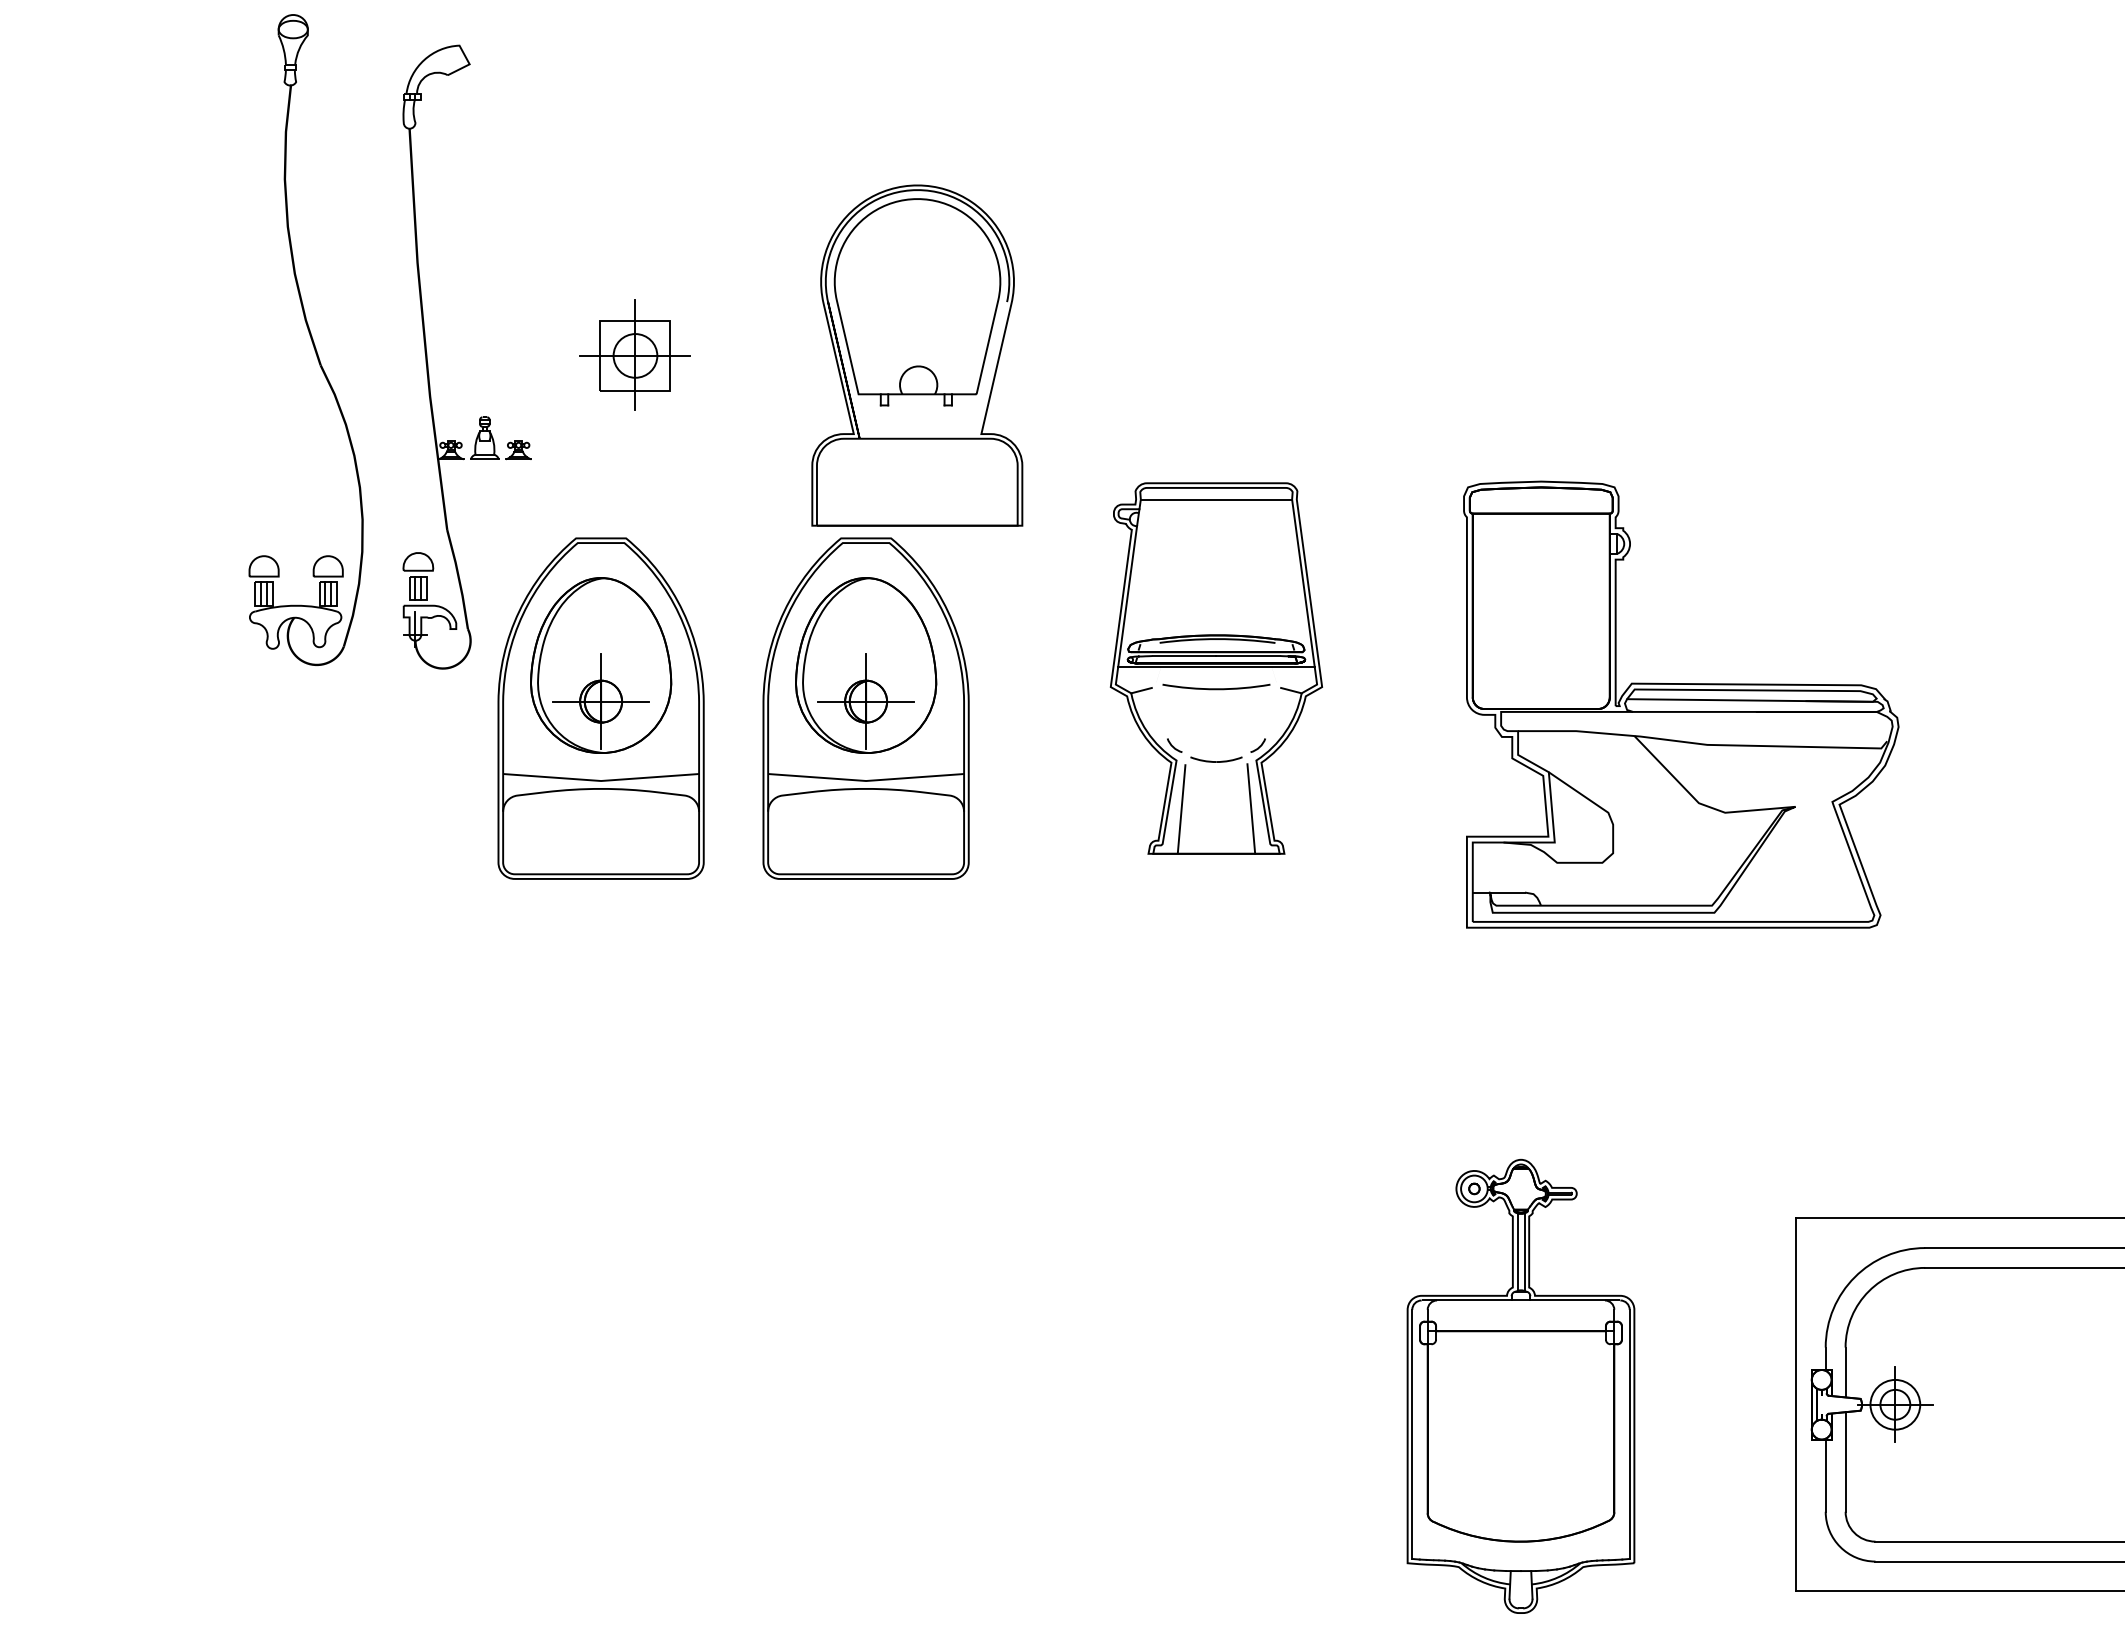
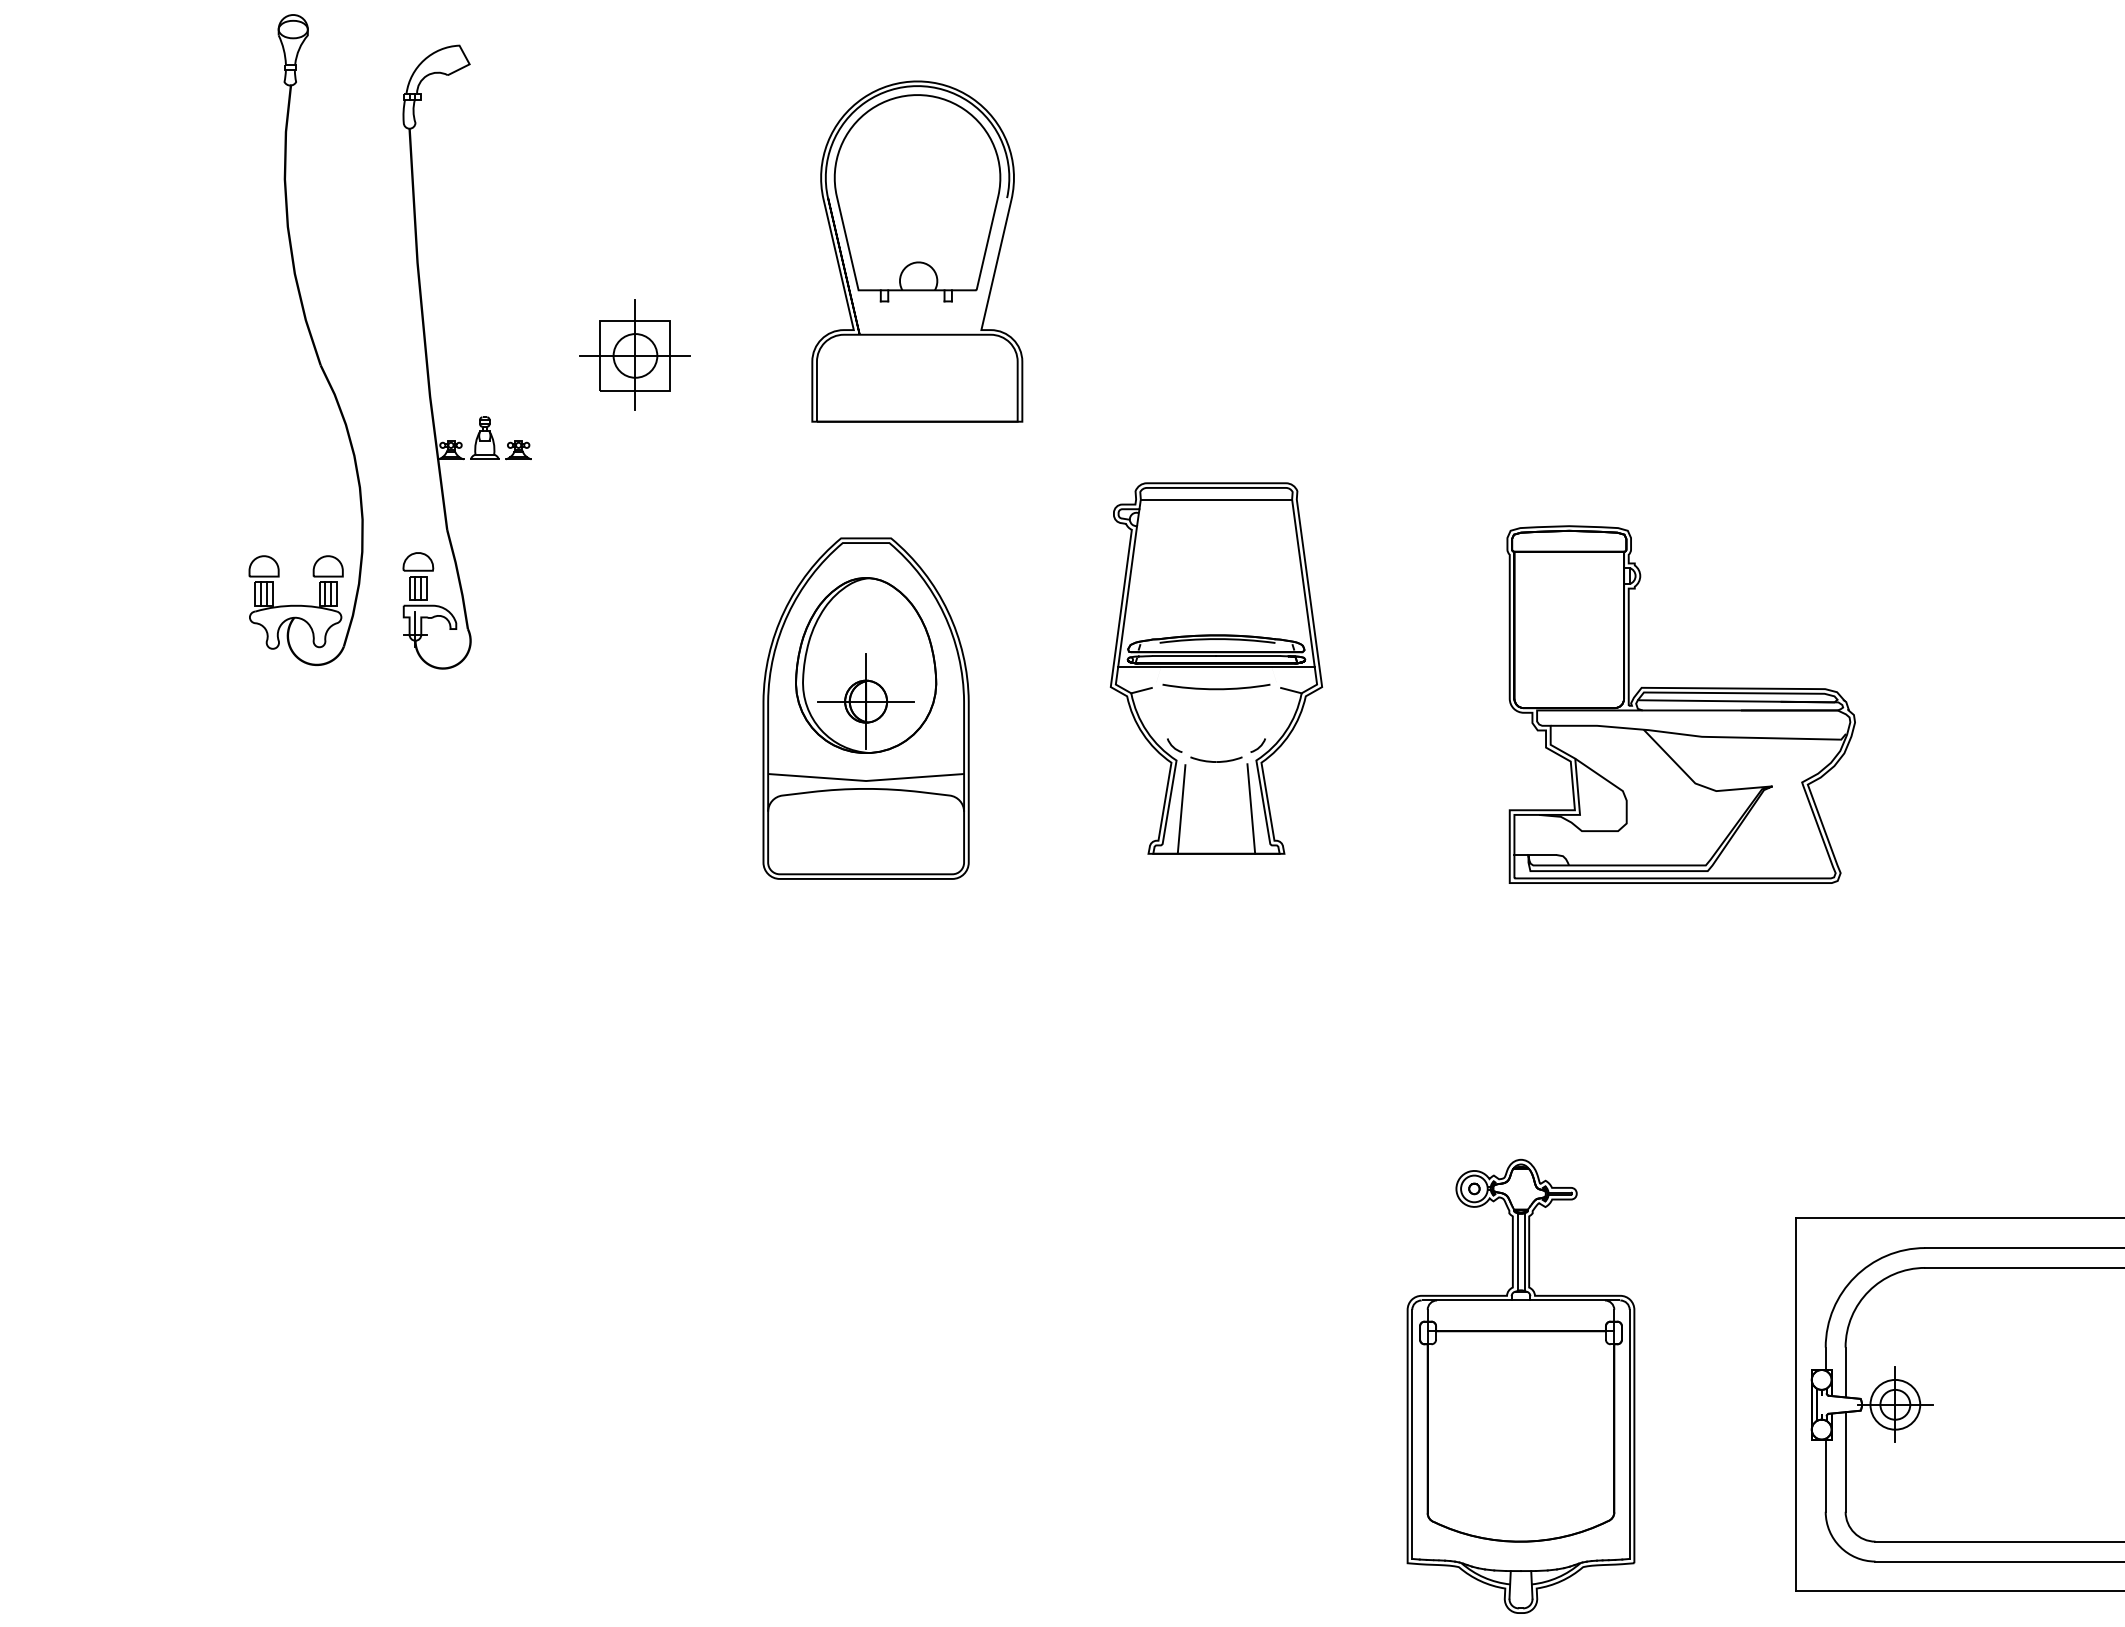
part position: (917, 355) -> (917, 251) (917, 251)
part size: 437x449 px -> 350x359 px (1680, 704)
part: present -> none (600, 708)
